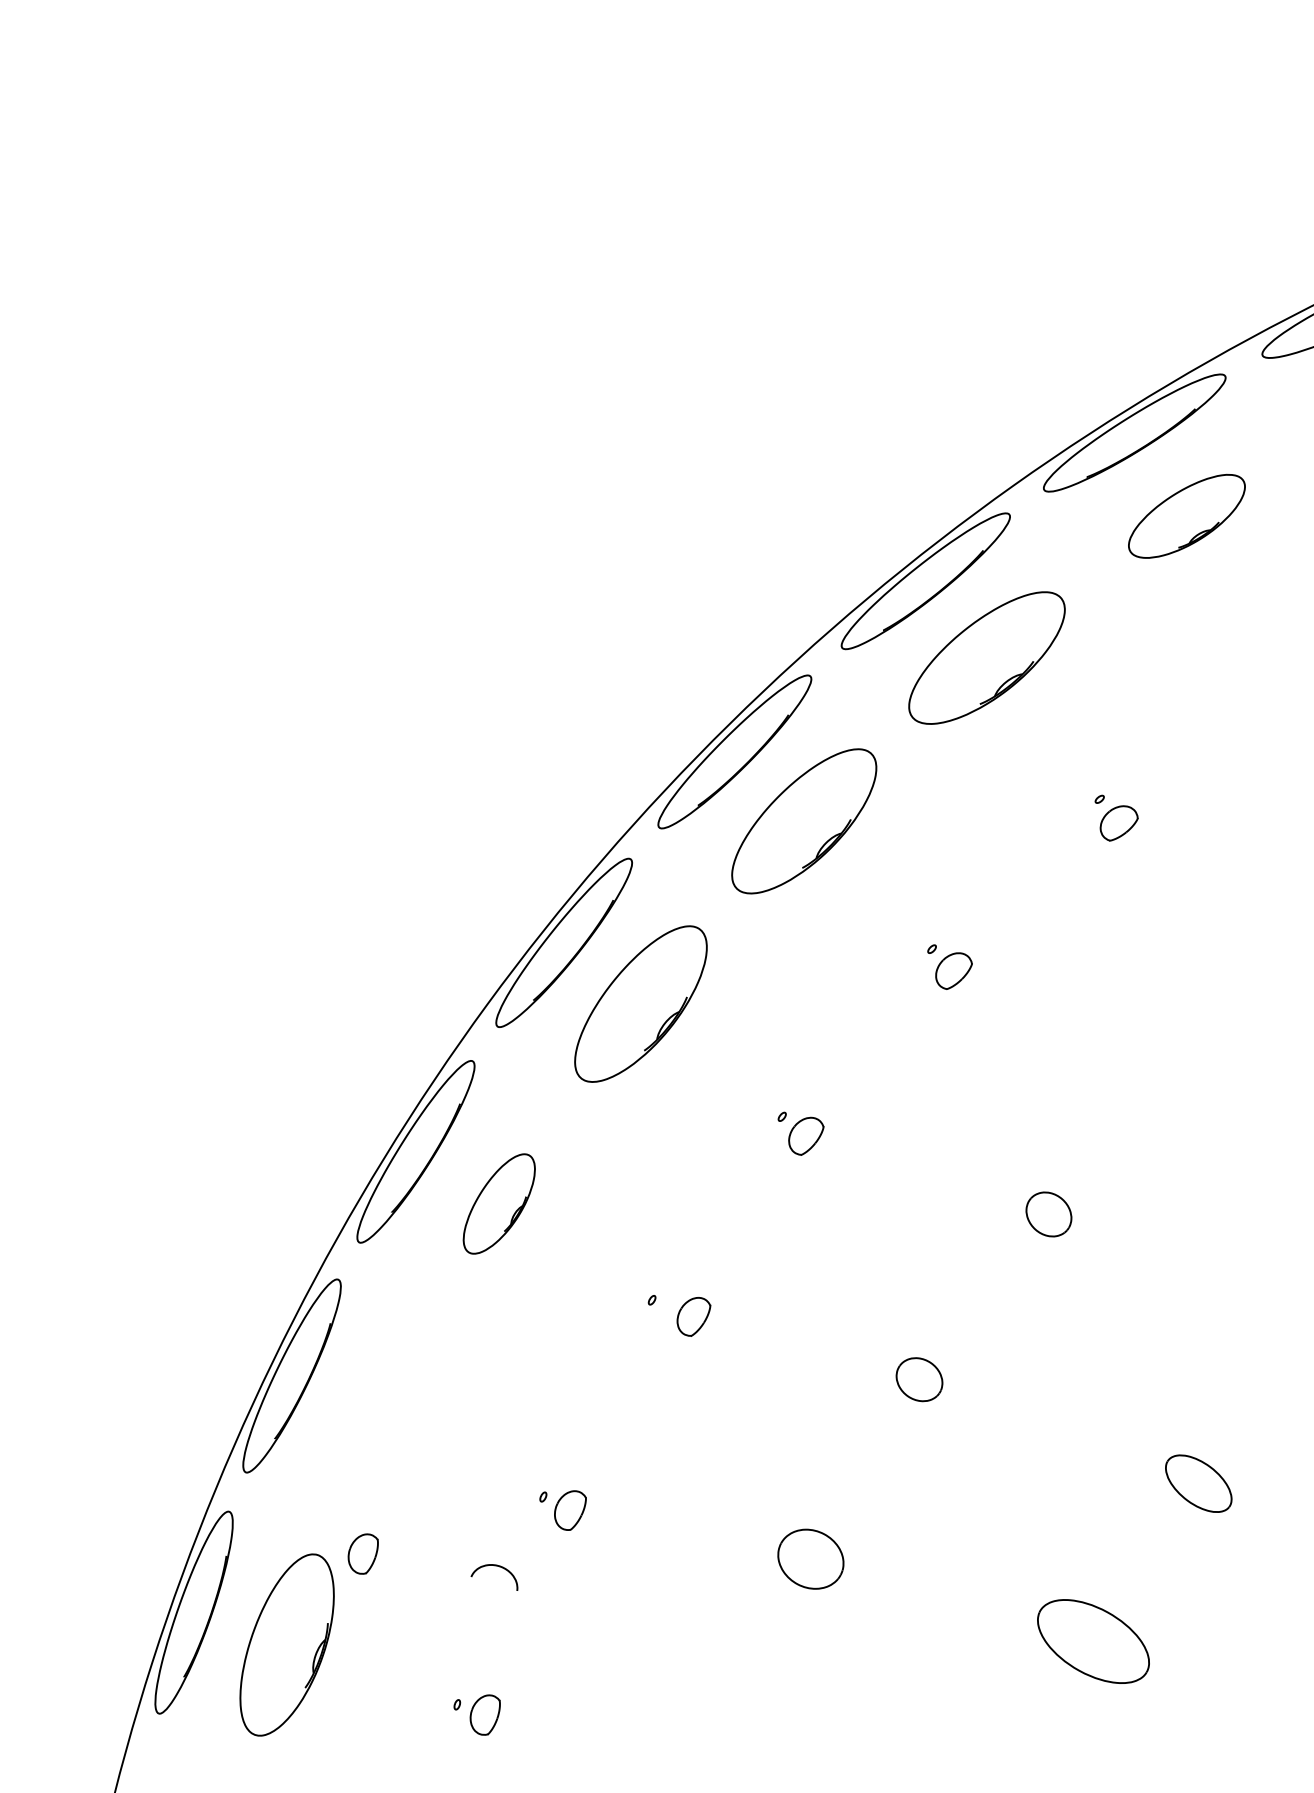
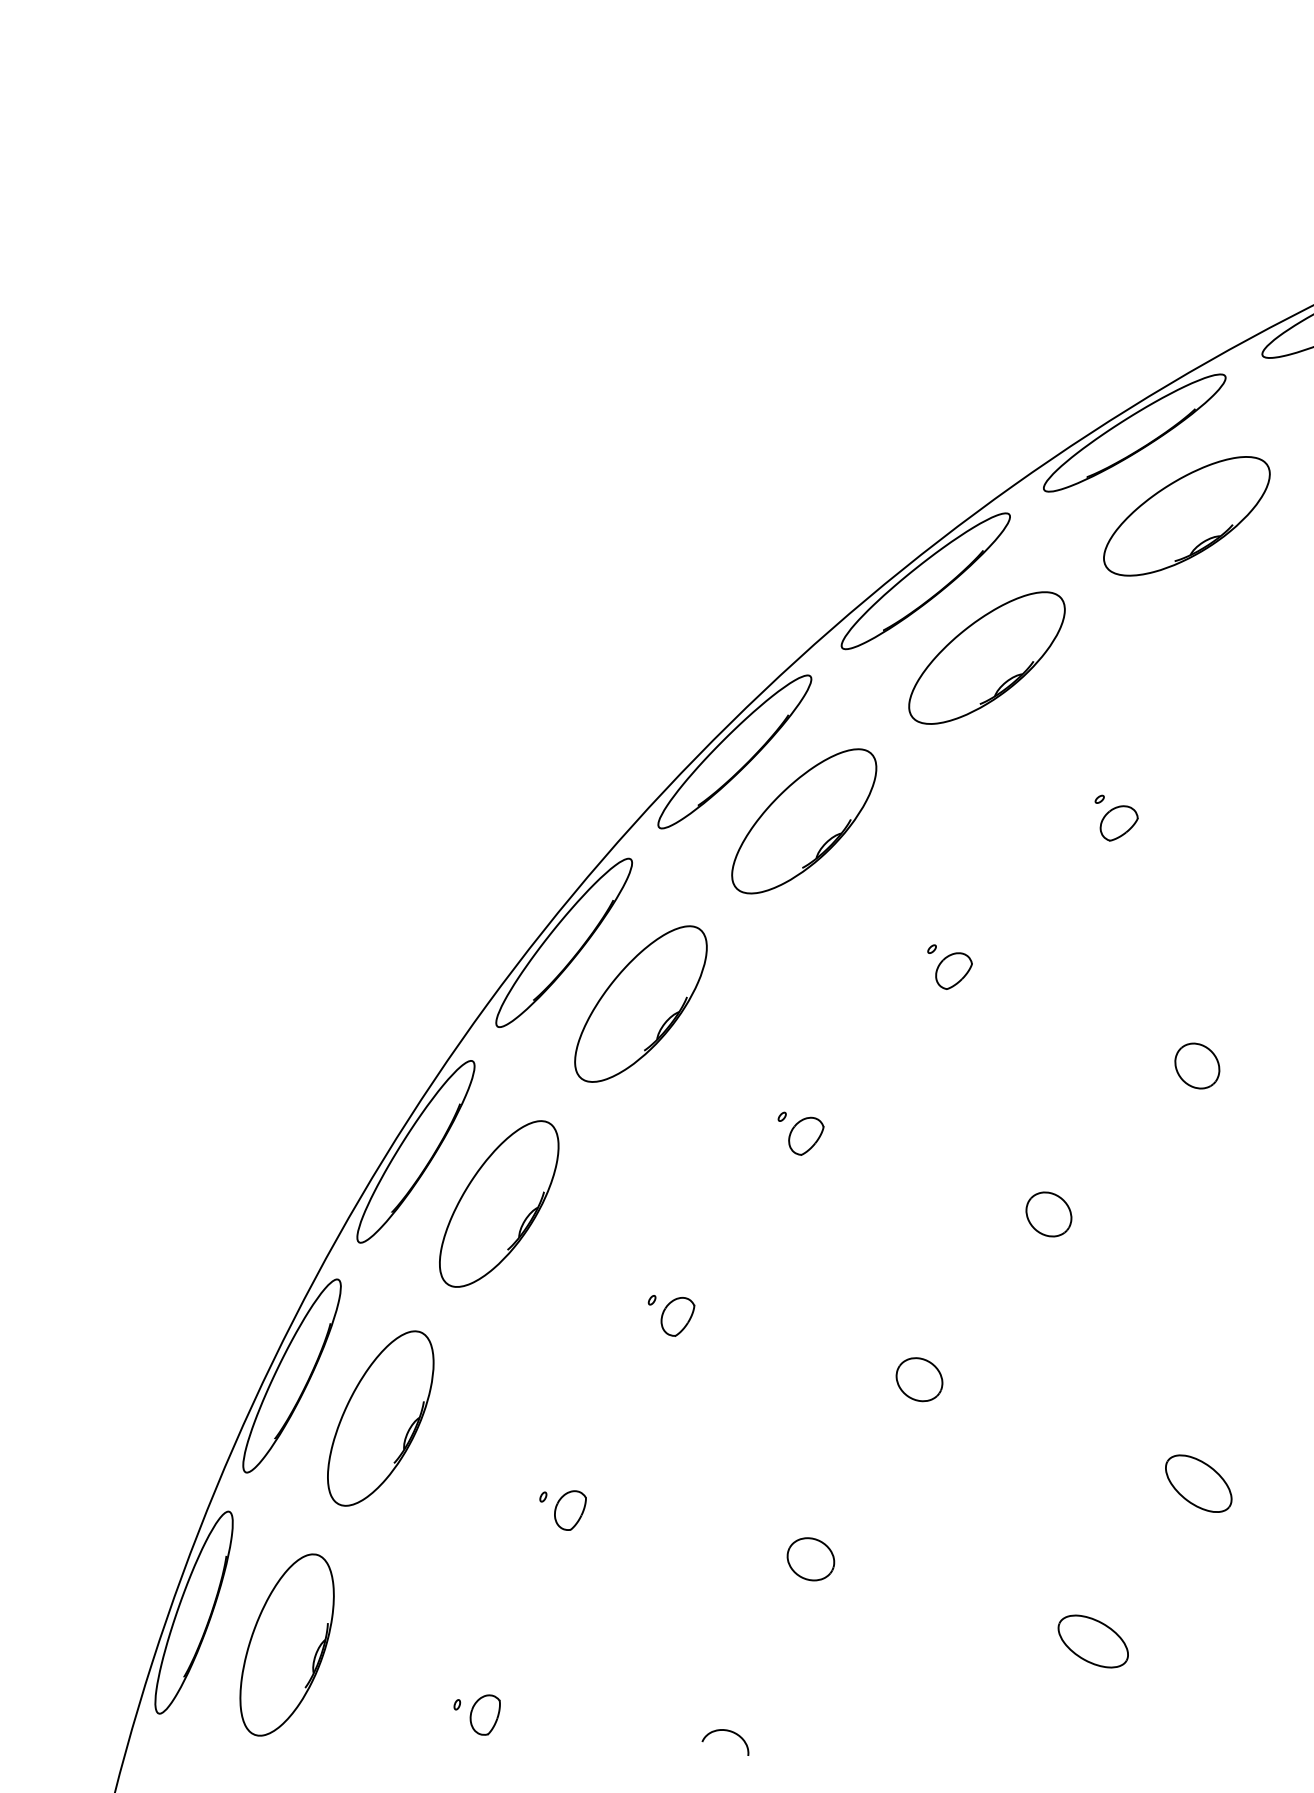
part size: 118x86 px -> 168x121 px (1186, 516)
part: none -> present (1197, 1065)
part size: 74x102 px -> 121x168 px (499, 1203)
part position: (693, 1316) -> (677, 1316) (677, 1316)
part: none -> present (380, 1418)
part: present -> none (362, 1553)
part size: 68x62 px -> 50x45 px (810, 1559)
curve position: (494, 1566) -> (725, 1731) (725, 1731)
part size: 113x85 px -> 72x55 px (1092, 1641)
